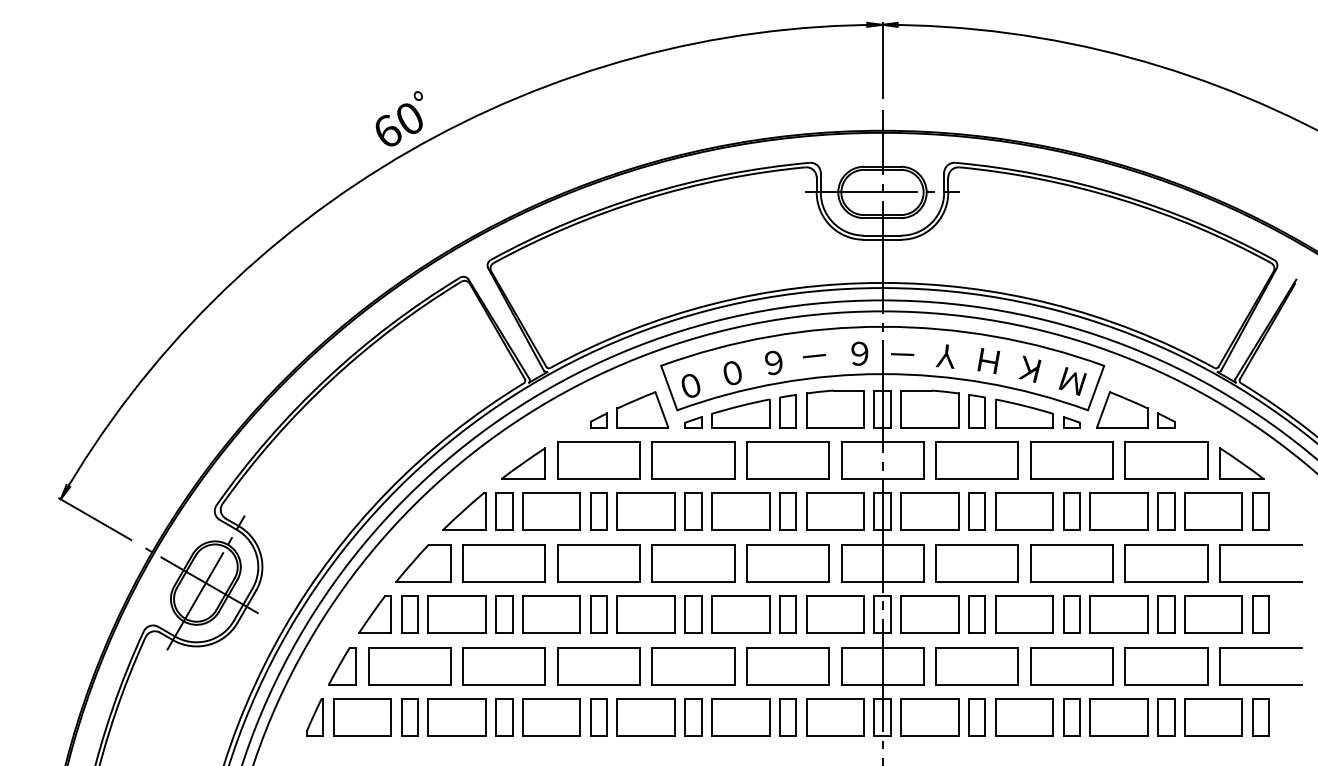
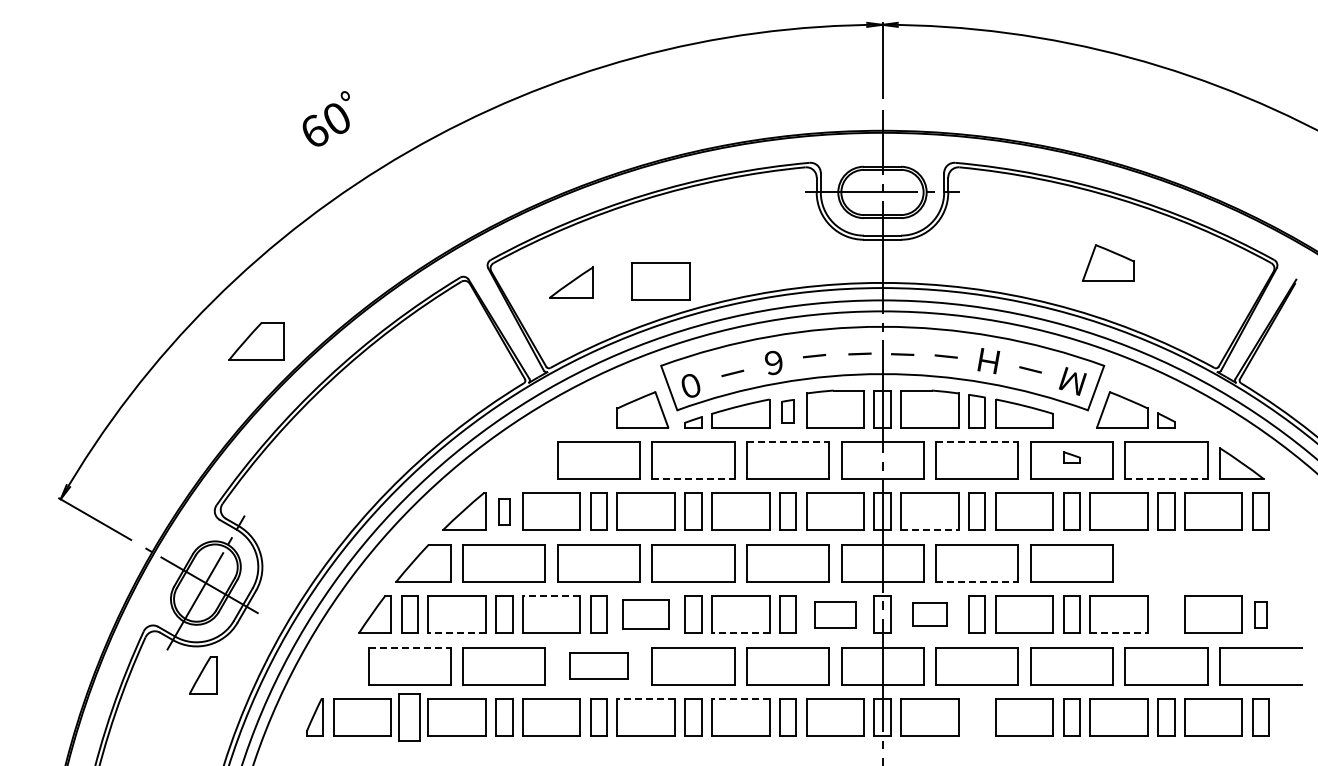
text position: (398, 118) -> (325, 118) (325, 118)
part: none -> present (1108, 262)
part: none -> present (660, 281)
part: none -> present (256, 341)
text: ６ -> － (859, 353)
text: Ｙ -> － (945, 356)
text: Ｋ -> － (1029, 368)
text: ０ -> － (732, 373)
part size: 18x35 px -> 14x25 px (787, 411)
part: present -> none (598, 420)
part position: (1071, 422) -> (1071, 457) (1071, 457)
line: solid -> dashed (788, 441)
line: solid -> dashed (977, 441)
part position: (523, 463) -> (571, 282) (571, 282)
line: solid -> dashed (694, 478)
line: solid -> dashed (1166, 478)
part size: 19x39 px -> 13x28 px (504, 511)
line: solid -> dashed (929, 530)
part: present -> none (1260, 545)
part: present -> none (1166, 563)
line: solid -> dashed (977, 581)
line: solid -> dashed (551, 596)
part size: 60x39 px -> 48x31 px (645, 614)
part size: 59x39 px -> 43x28 px (835, 614)
part size: 60x39 px -> 36x25 px (929, 614)
part: present -> none (1166, 614)
part size: 18x39 px -> 14x28 px (1260, 614)
line: solid -> dashed (457, 633)
line: solid -> dashed (740, 633)
line: solid -> dashed (1119, 633)
line: solid -> dashed (410, 647)
part position: (342, 666) -> (203, 675) (203, 675)
part size: 84x39 px -> 60x28 px (598, 665)
line: solid -> dashed (646, 698)
line: solid -> dashed (740, 698)
part size: 18x39 px -> 23x49 px (409, 717)
part: present -> none (976, 717)
